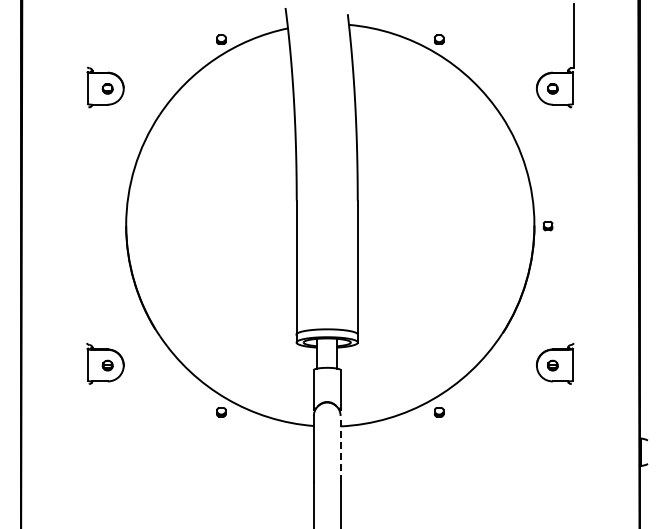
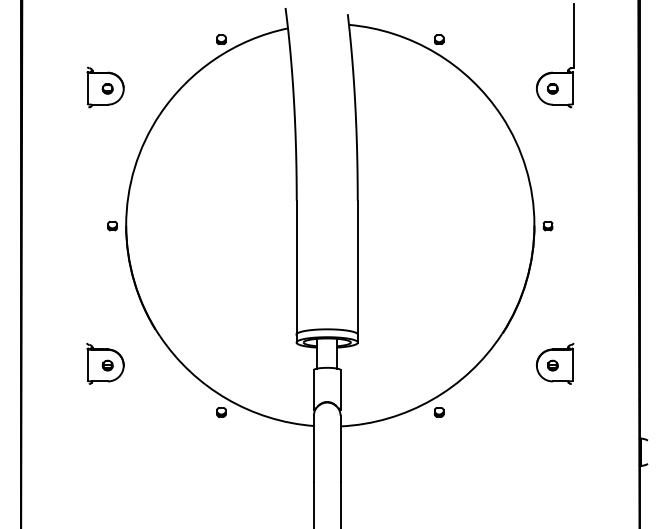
part: none -> present (112, 226)
line: dashed -> solid (340, 448)
